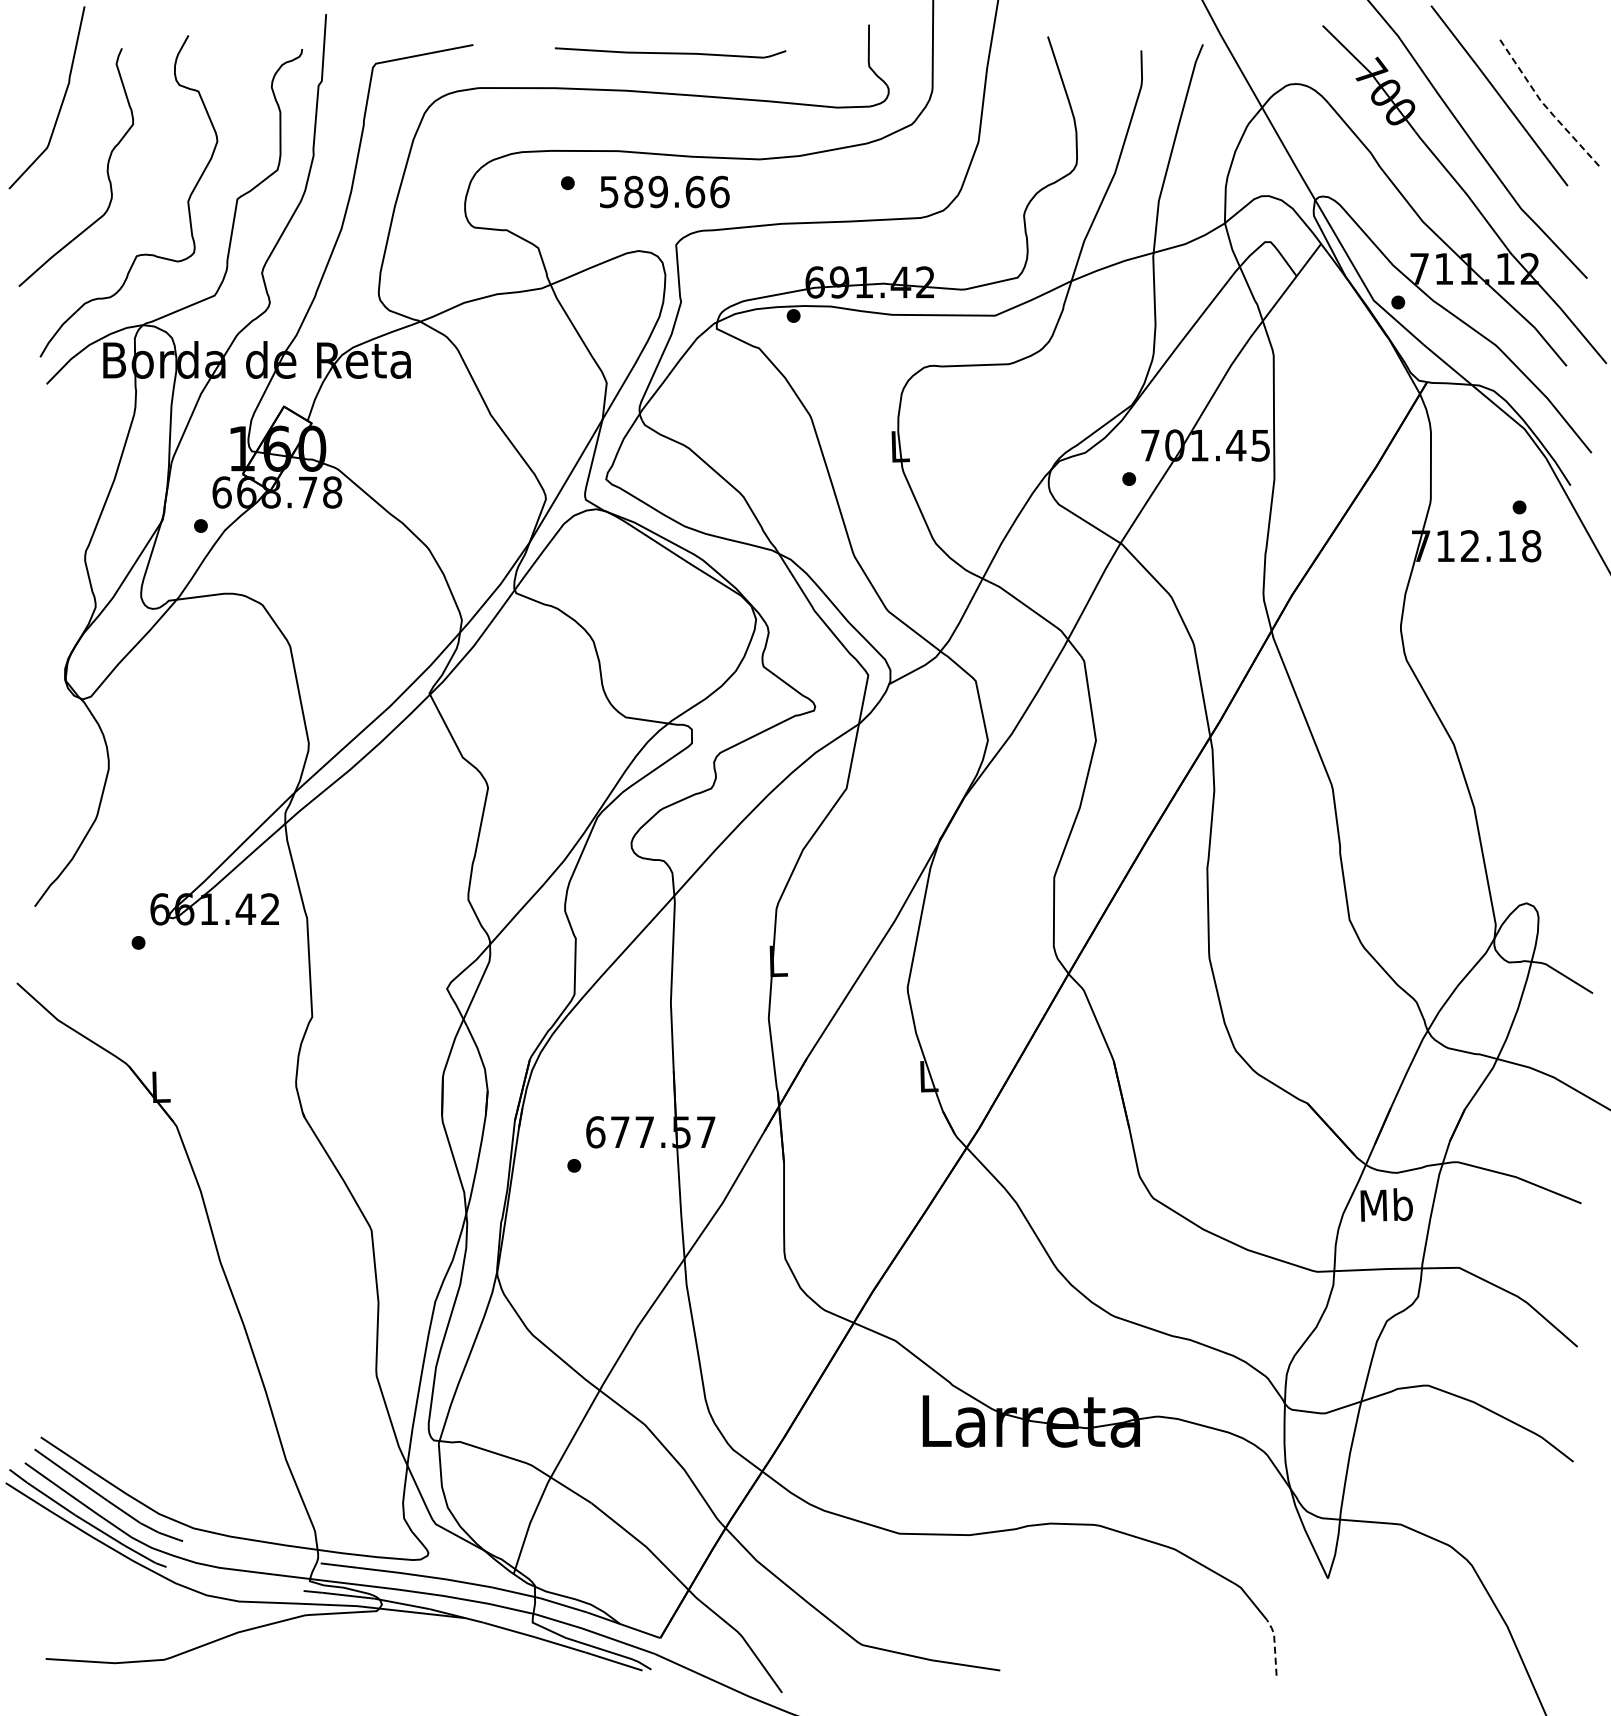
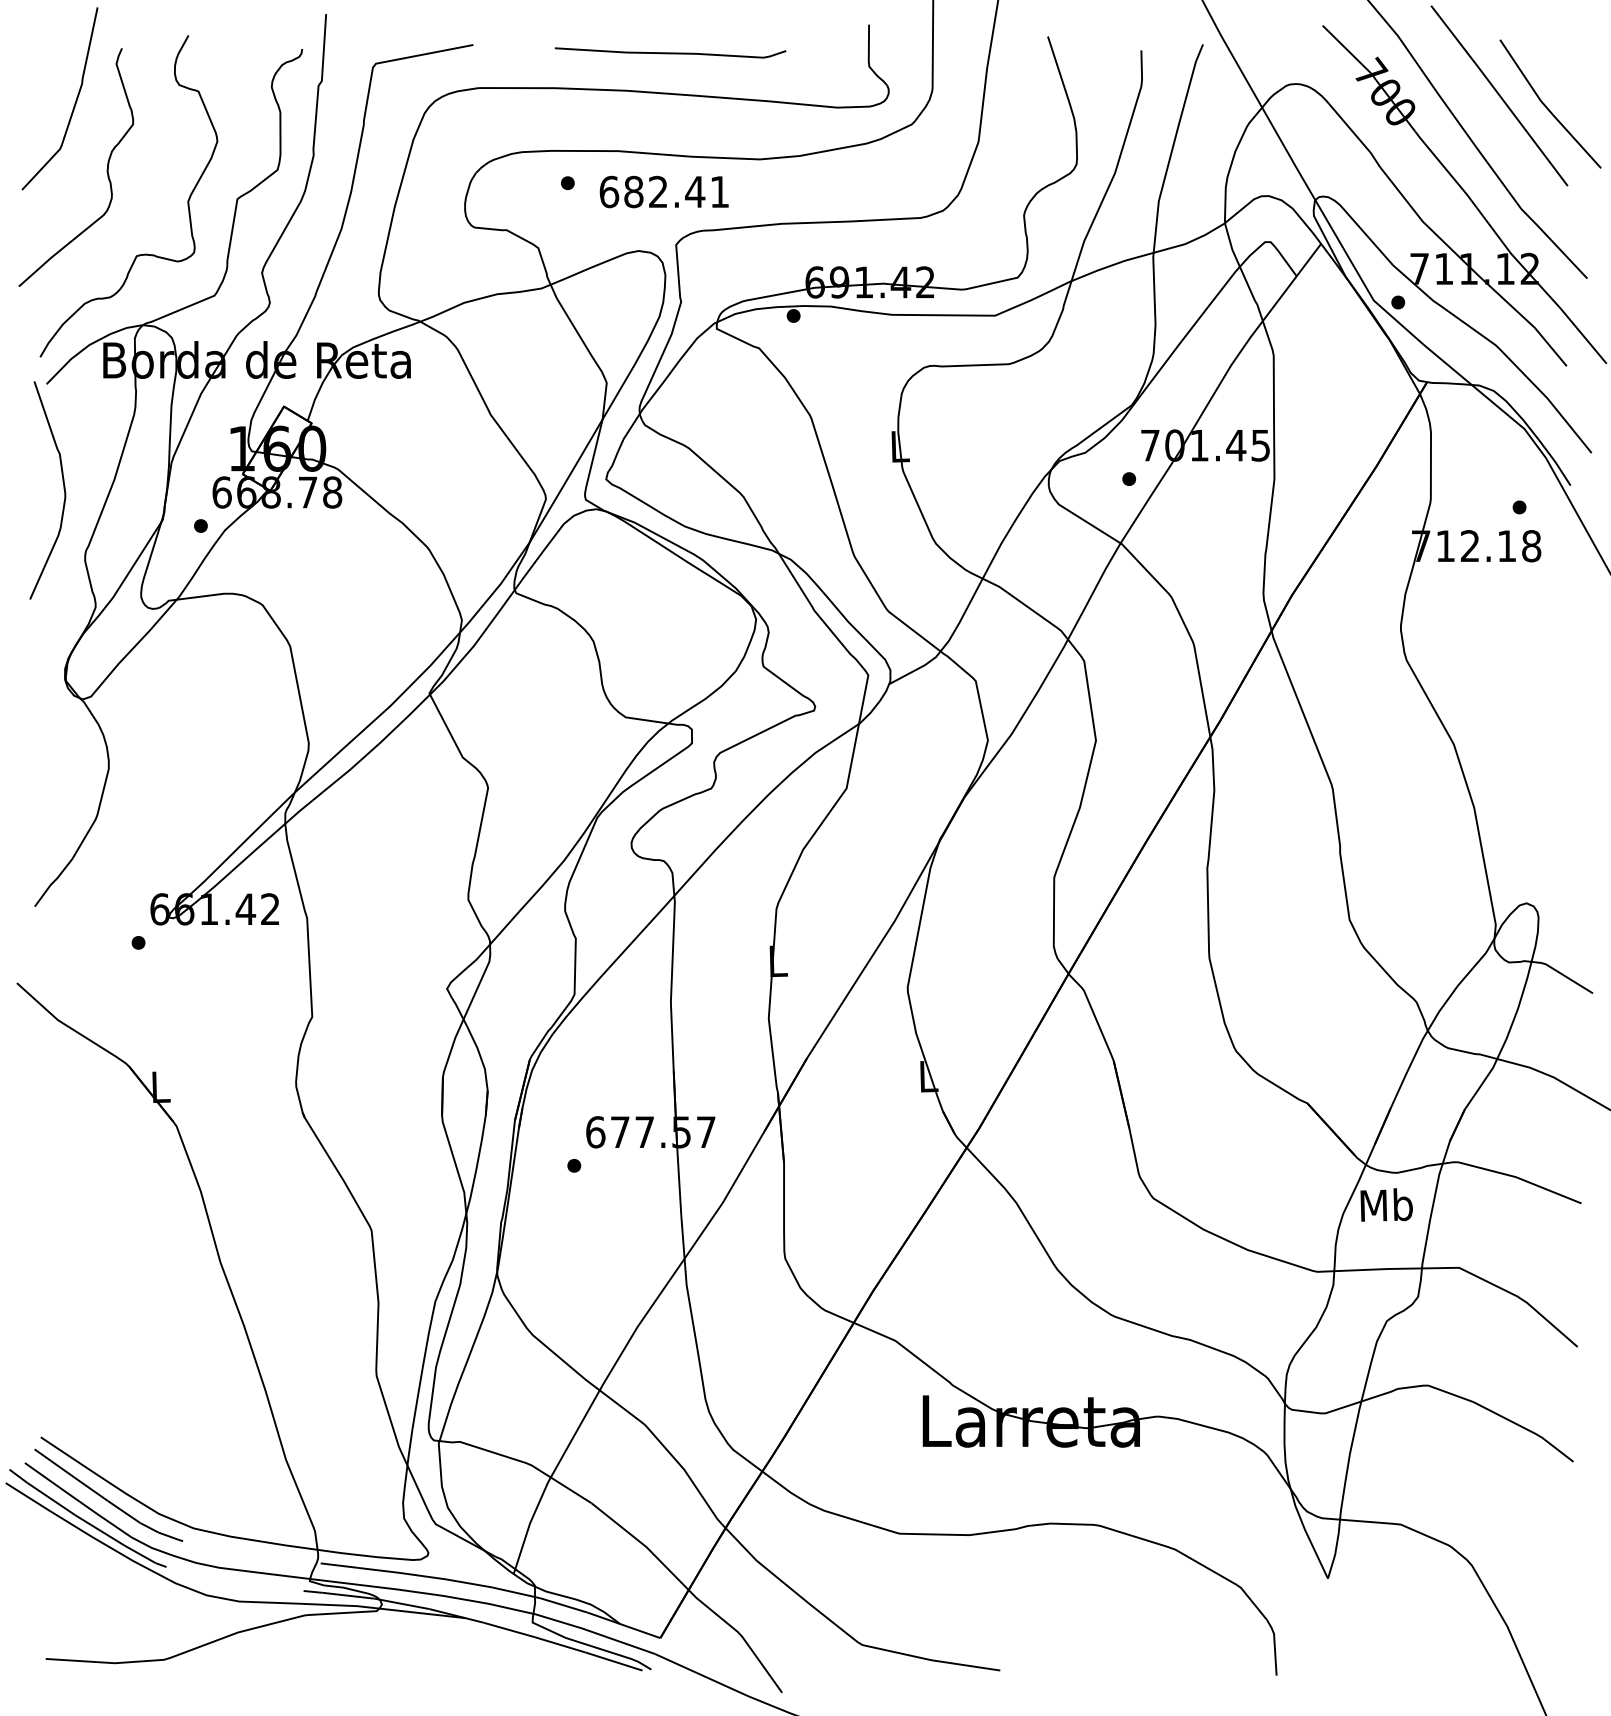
curve position: (61, 102) -> (74, 103) (74, 103)
line: dashed -> solid (1546, 107)
text: 589.66 -> 682.41 (664, 191)
curve: none -> present (63, 489)
line: dashed -> solid (1274, 1644)
